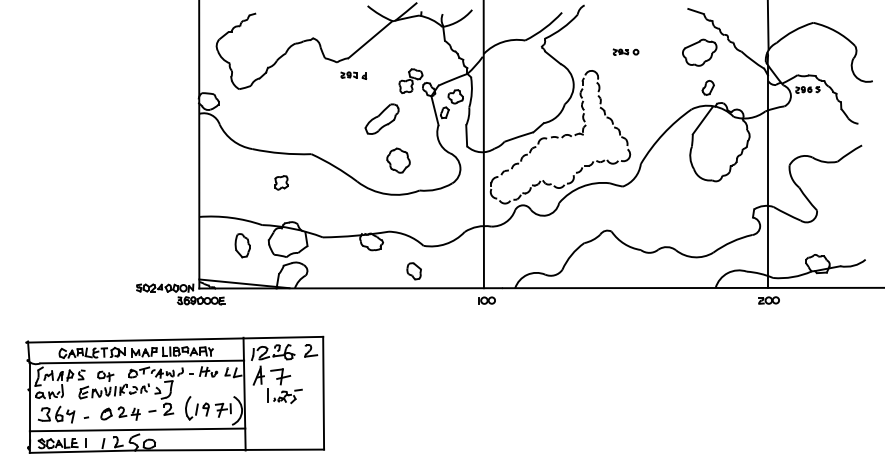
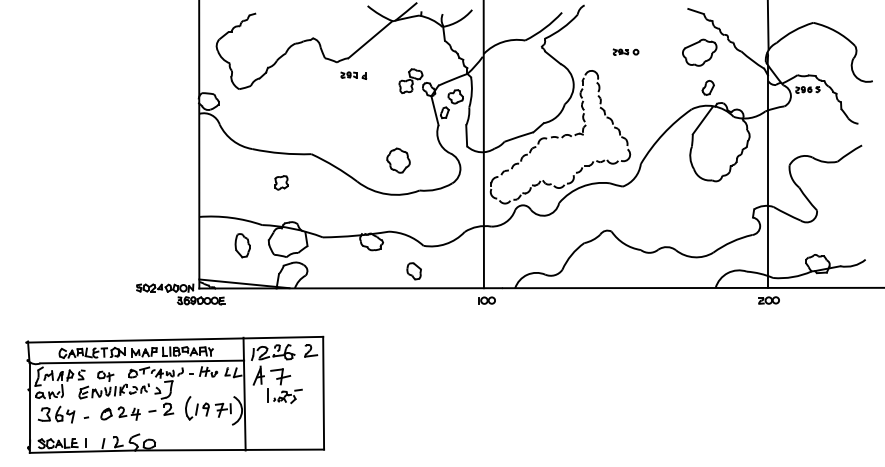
part: present -> none (381, 118)
line: present -> none (137, 429)
